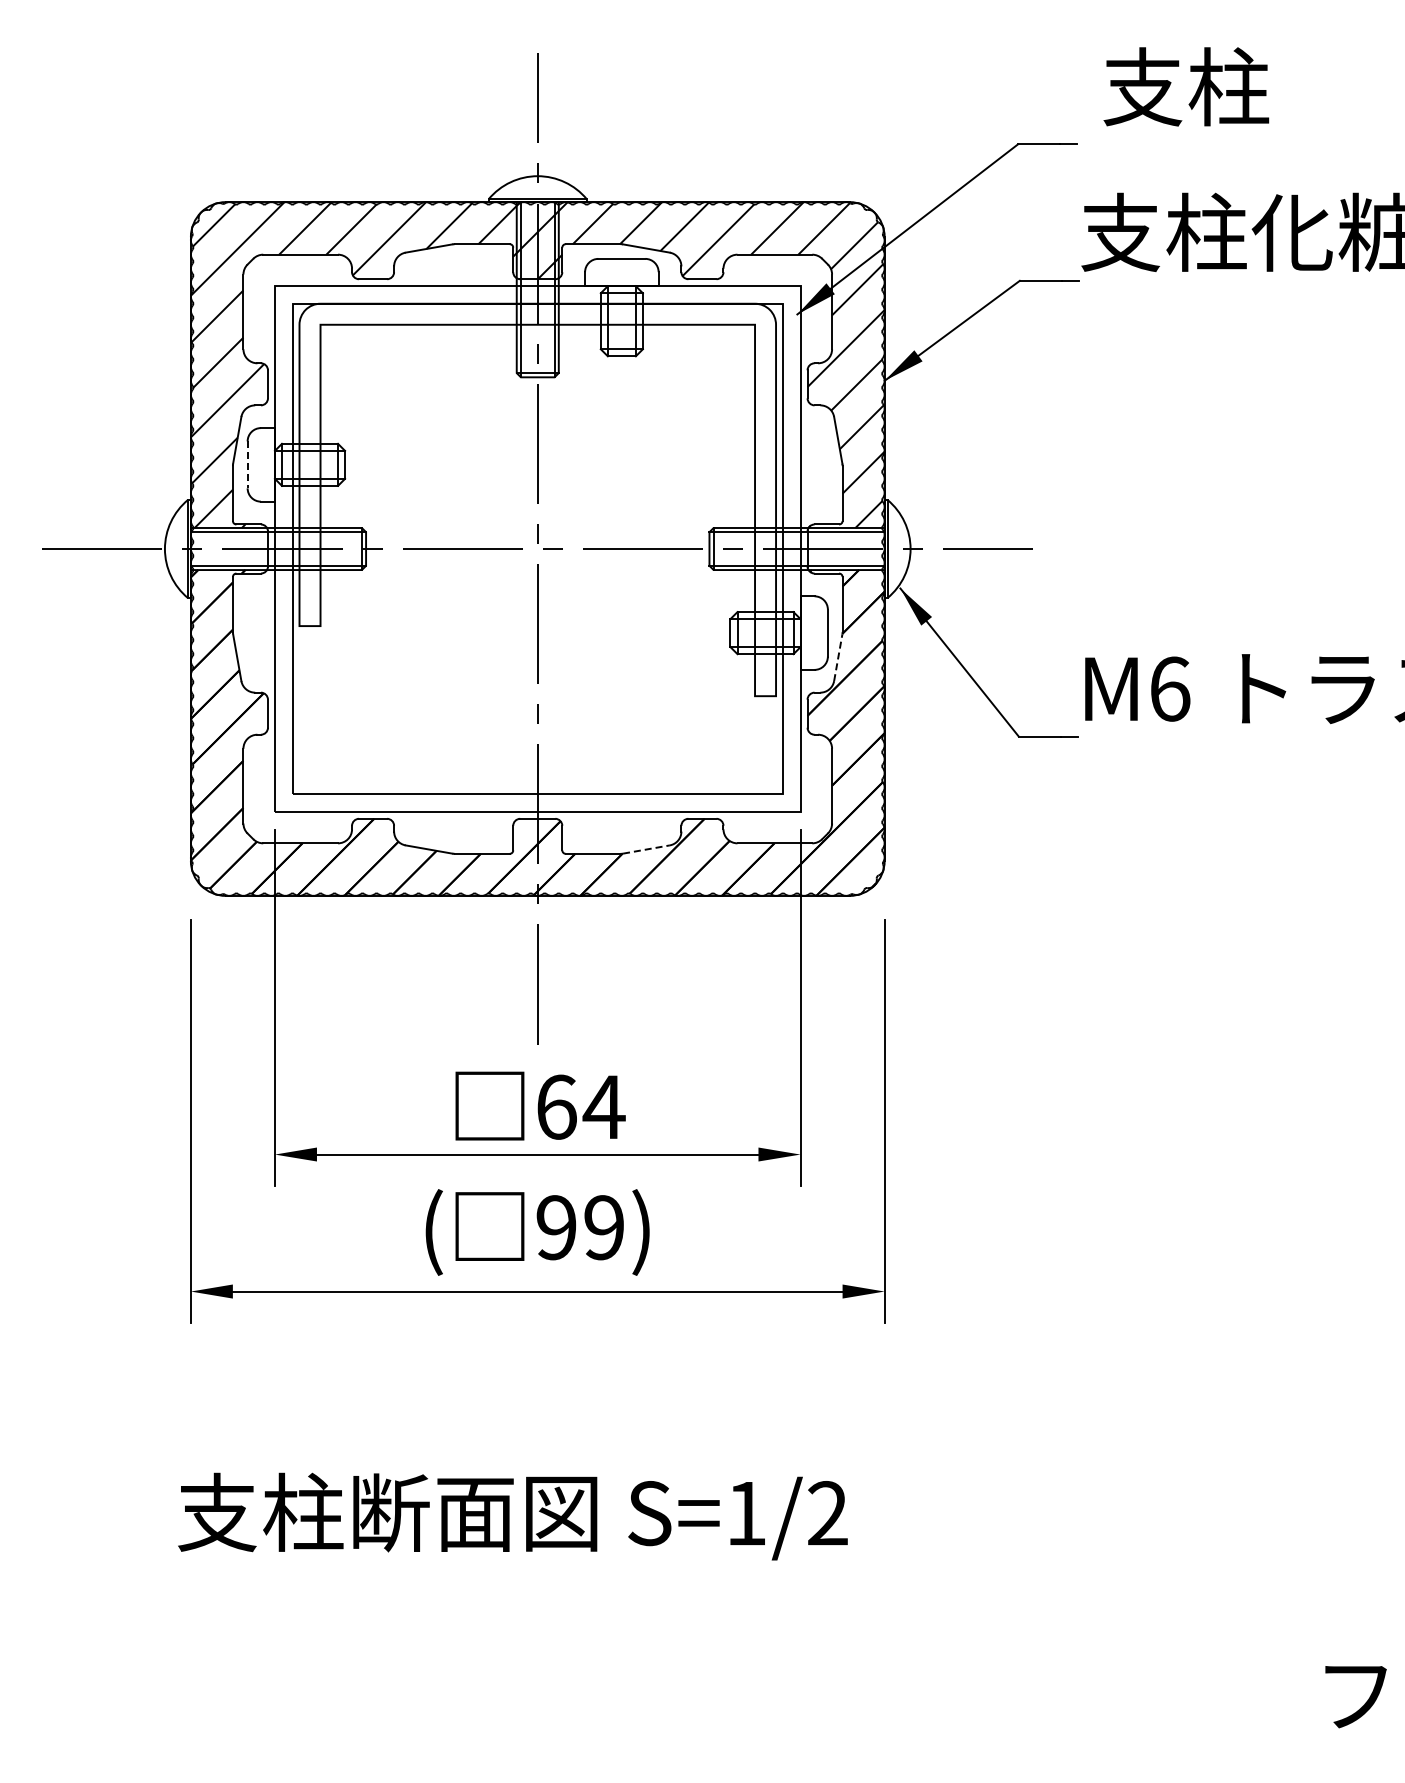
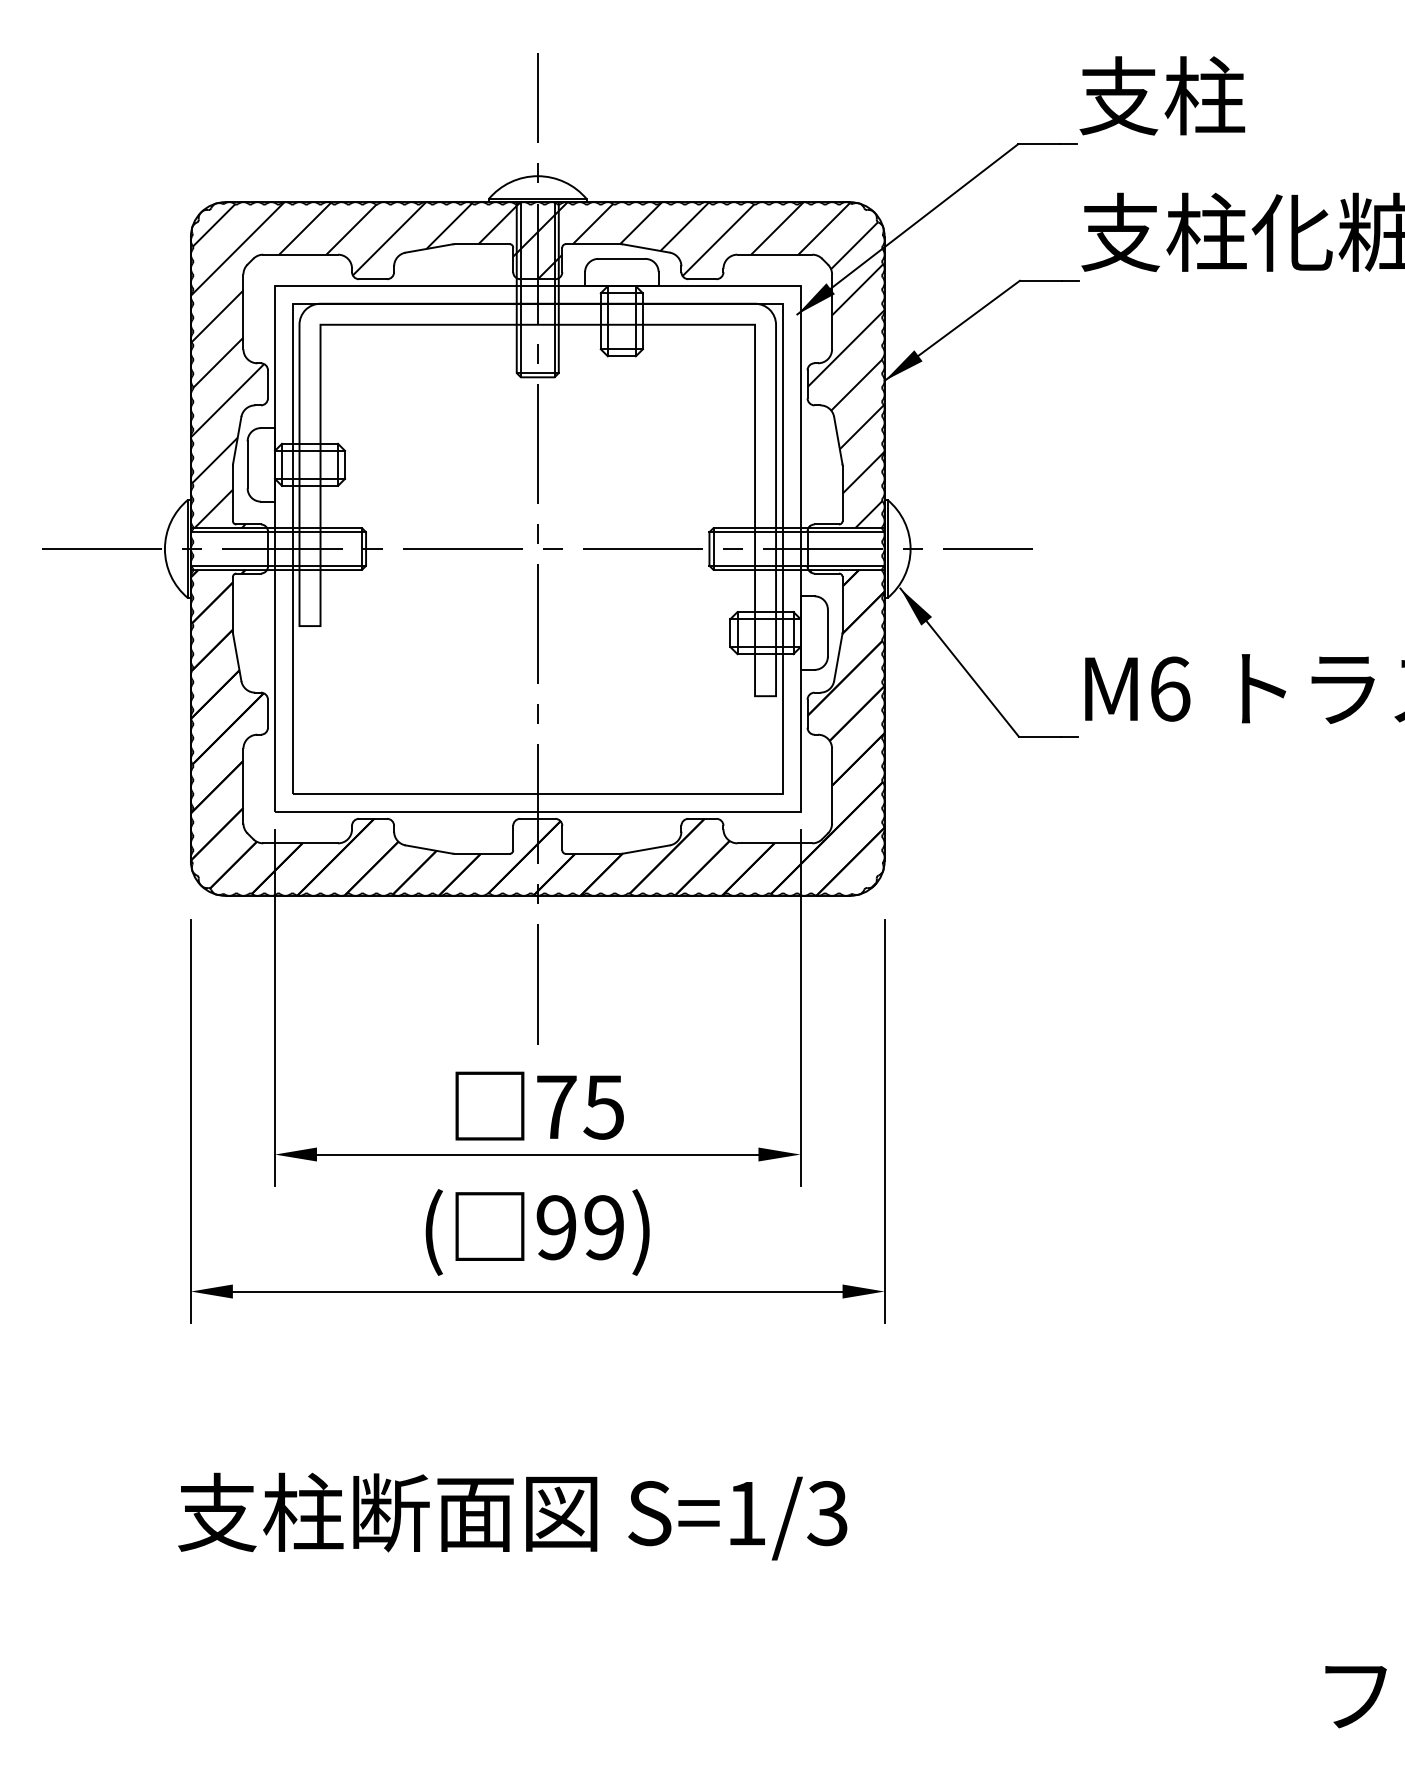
text position: (1186, 86) -> (1162, 95) (1162, 95)
line: dashed -> solid (247, 465)
line: dashed -> solid (838, 657)
line: dashed -> solid (646, 849)
text: 64 -> 75 (581, 1106)
text: S=1/2 -> S=1/3 (827, 1513)
